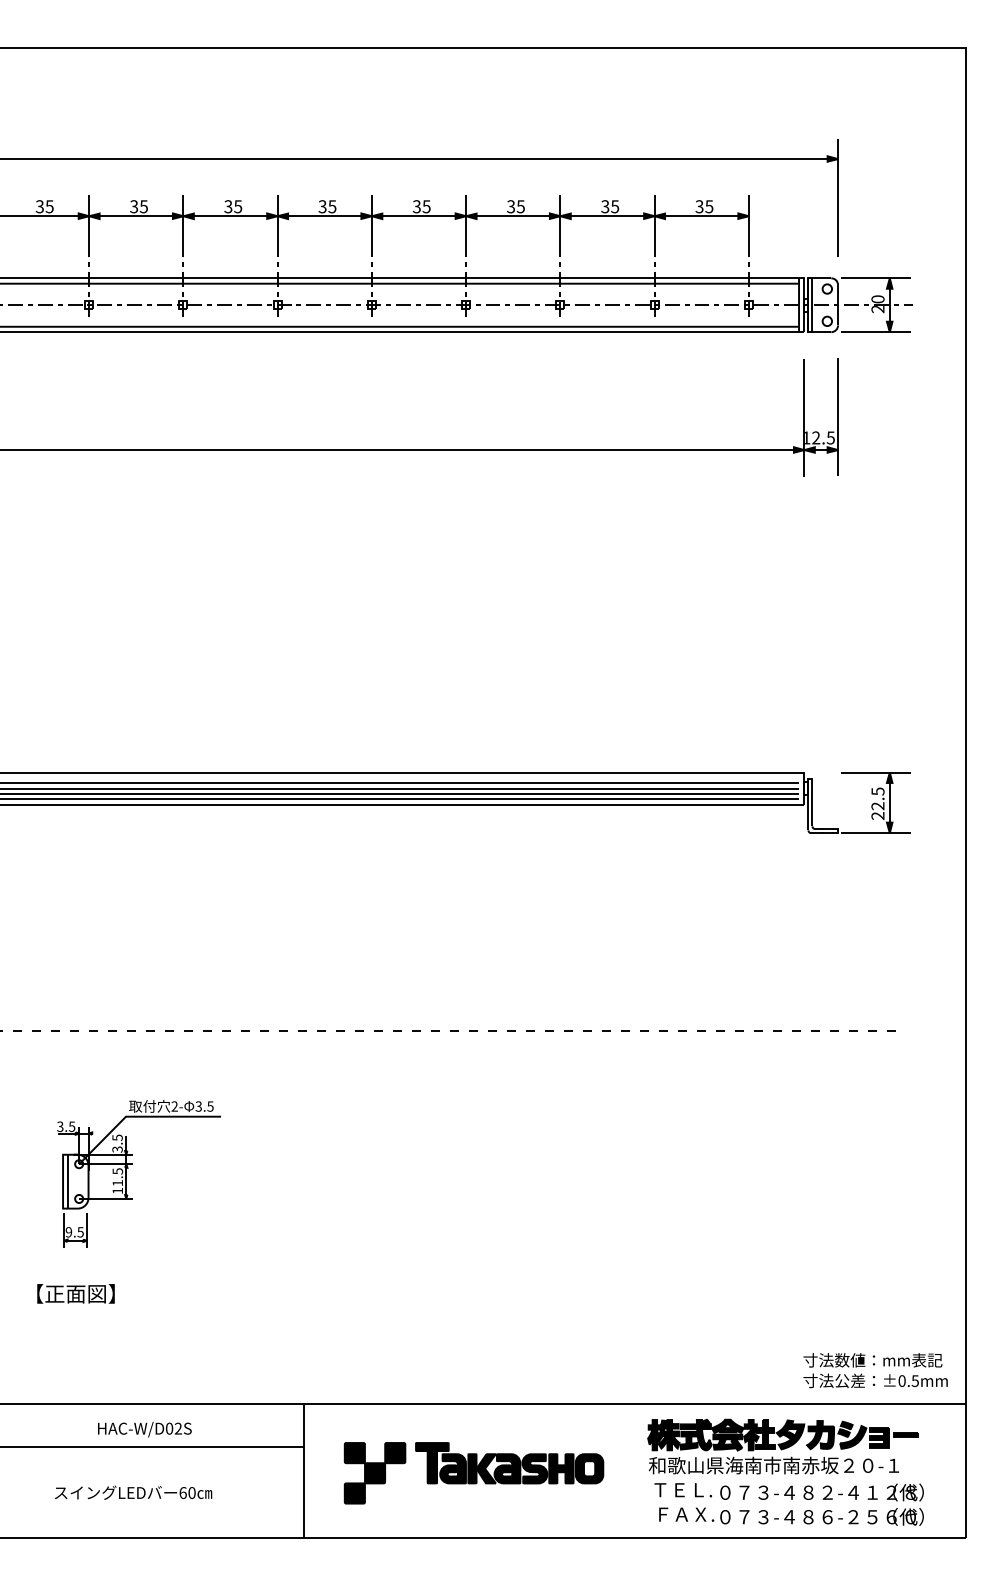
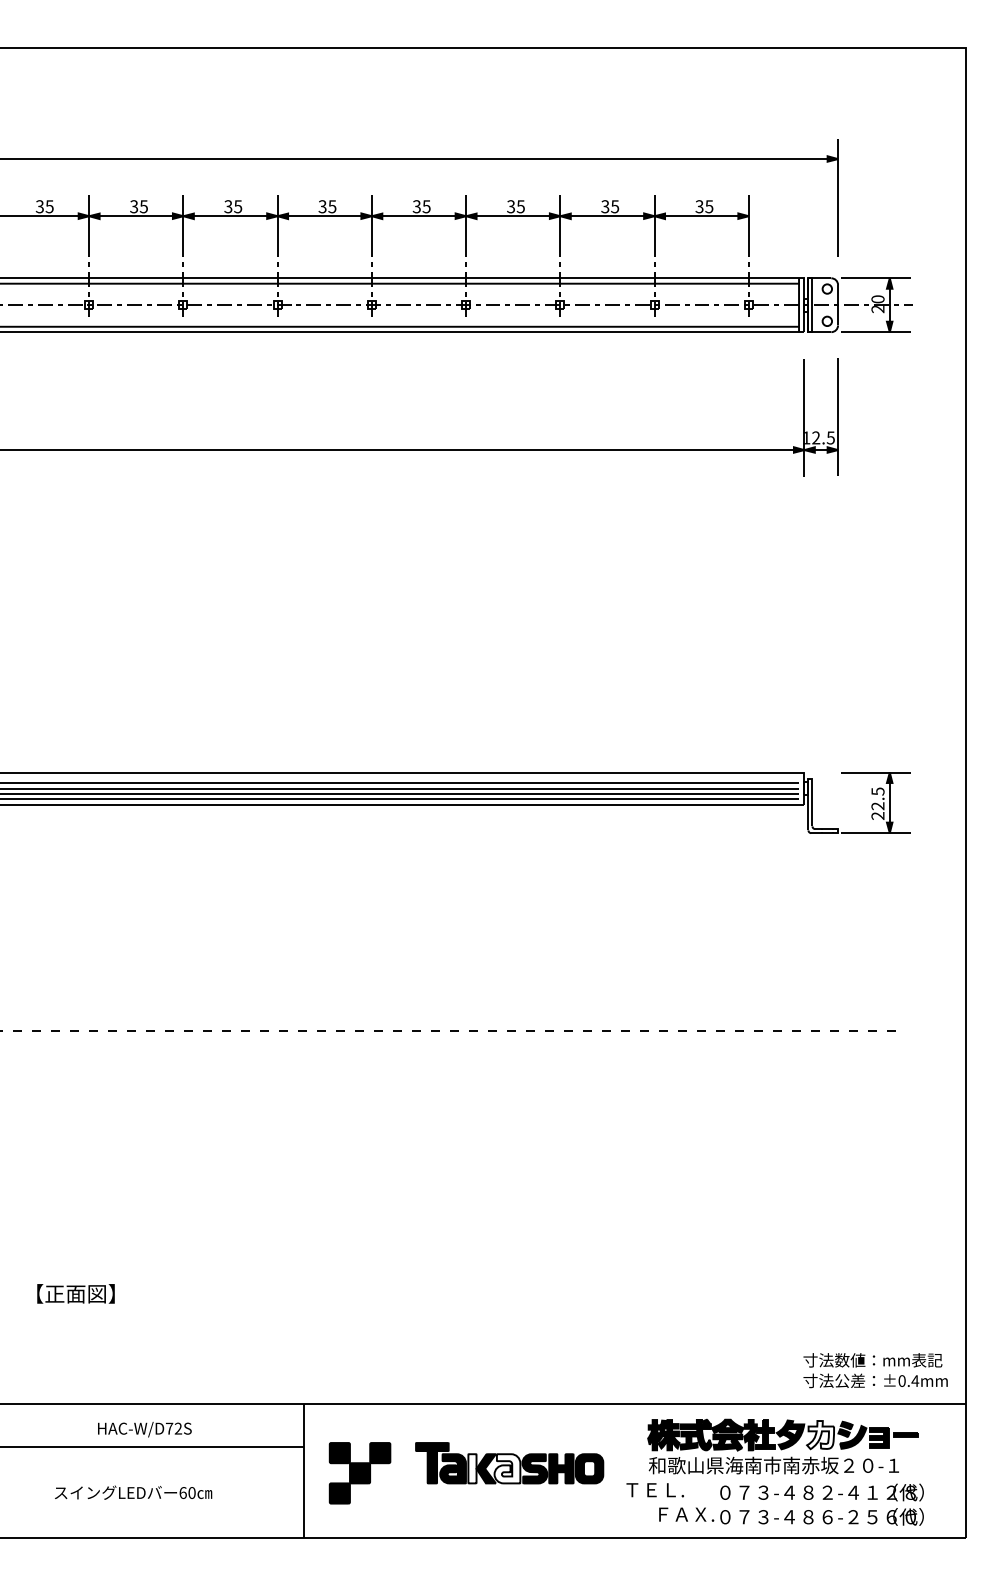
part: present -> none (132, 1164)
text: ±0.5mm -> ±0.4mm (915, 1380)
text: HAC-W/D02S -> HAC-W/D72S (169, 1428)
fill: present -> none (820, 1434)
fill: present -> none (472, 1468)
fill: present -> none (507, 1468)
part position: (374, 1473) -> (359, 1473) (359, 1473)
text position: (682, 1490) -> (654, 1490) (654, 1490)
